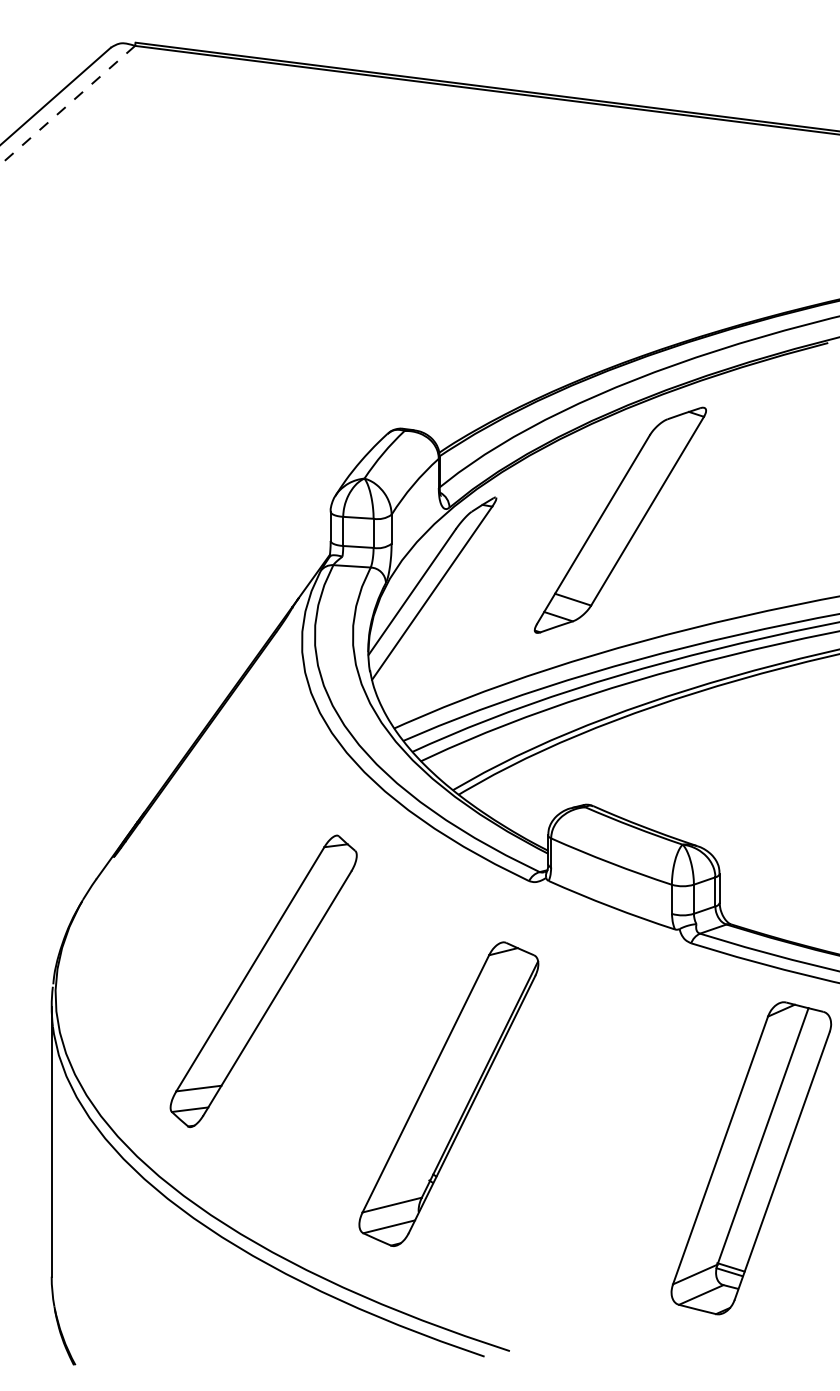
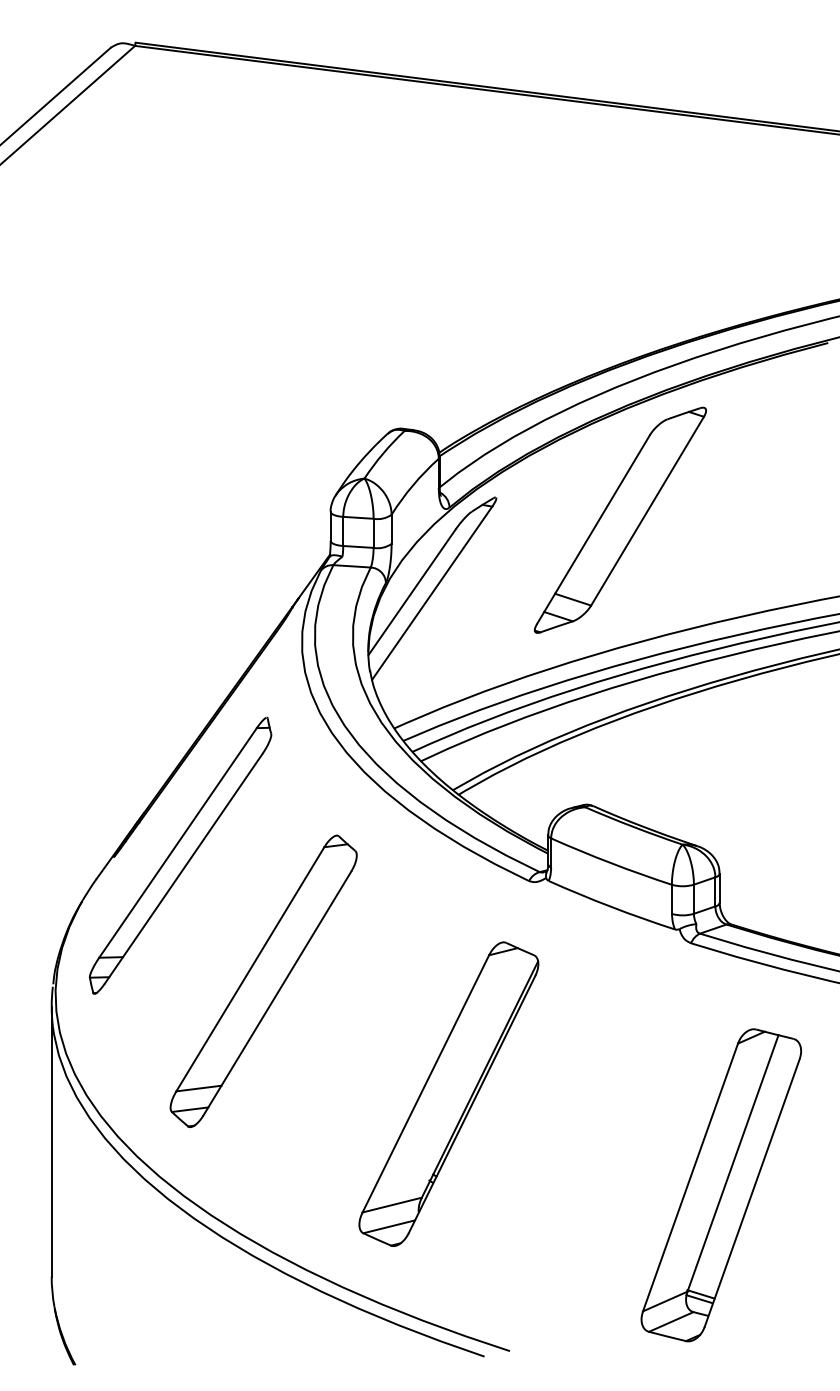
line: dashed -> solid (67, 105)
part: none -> present (180, 855)
part position: (751, 1158) -> (721, 1185) (721, 1185)
